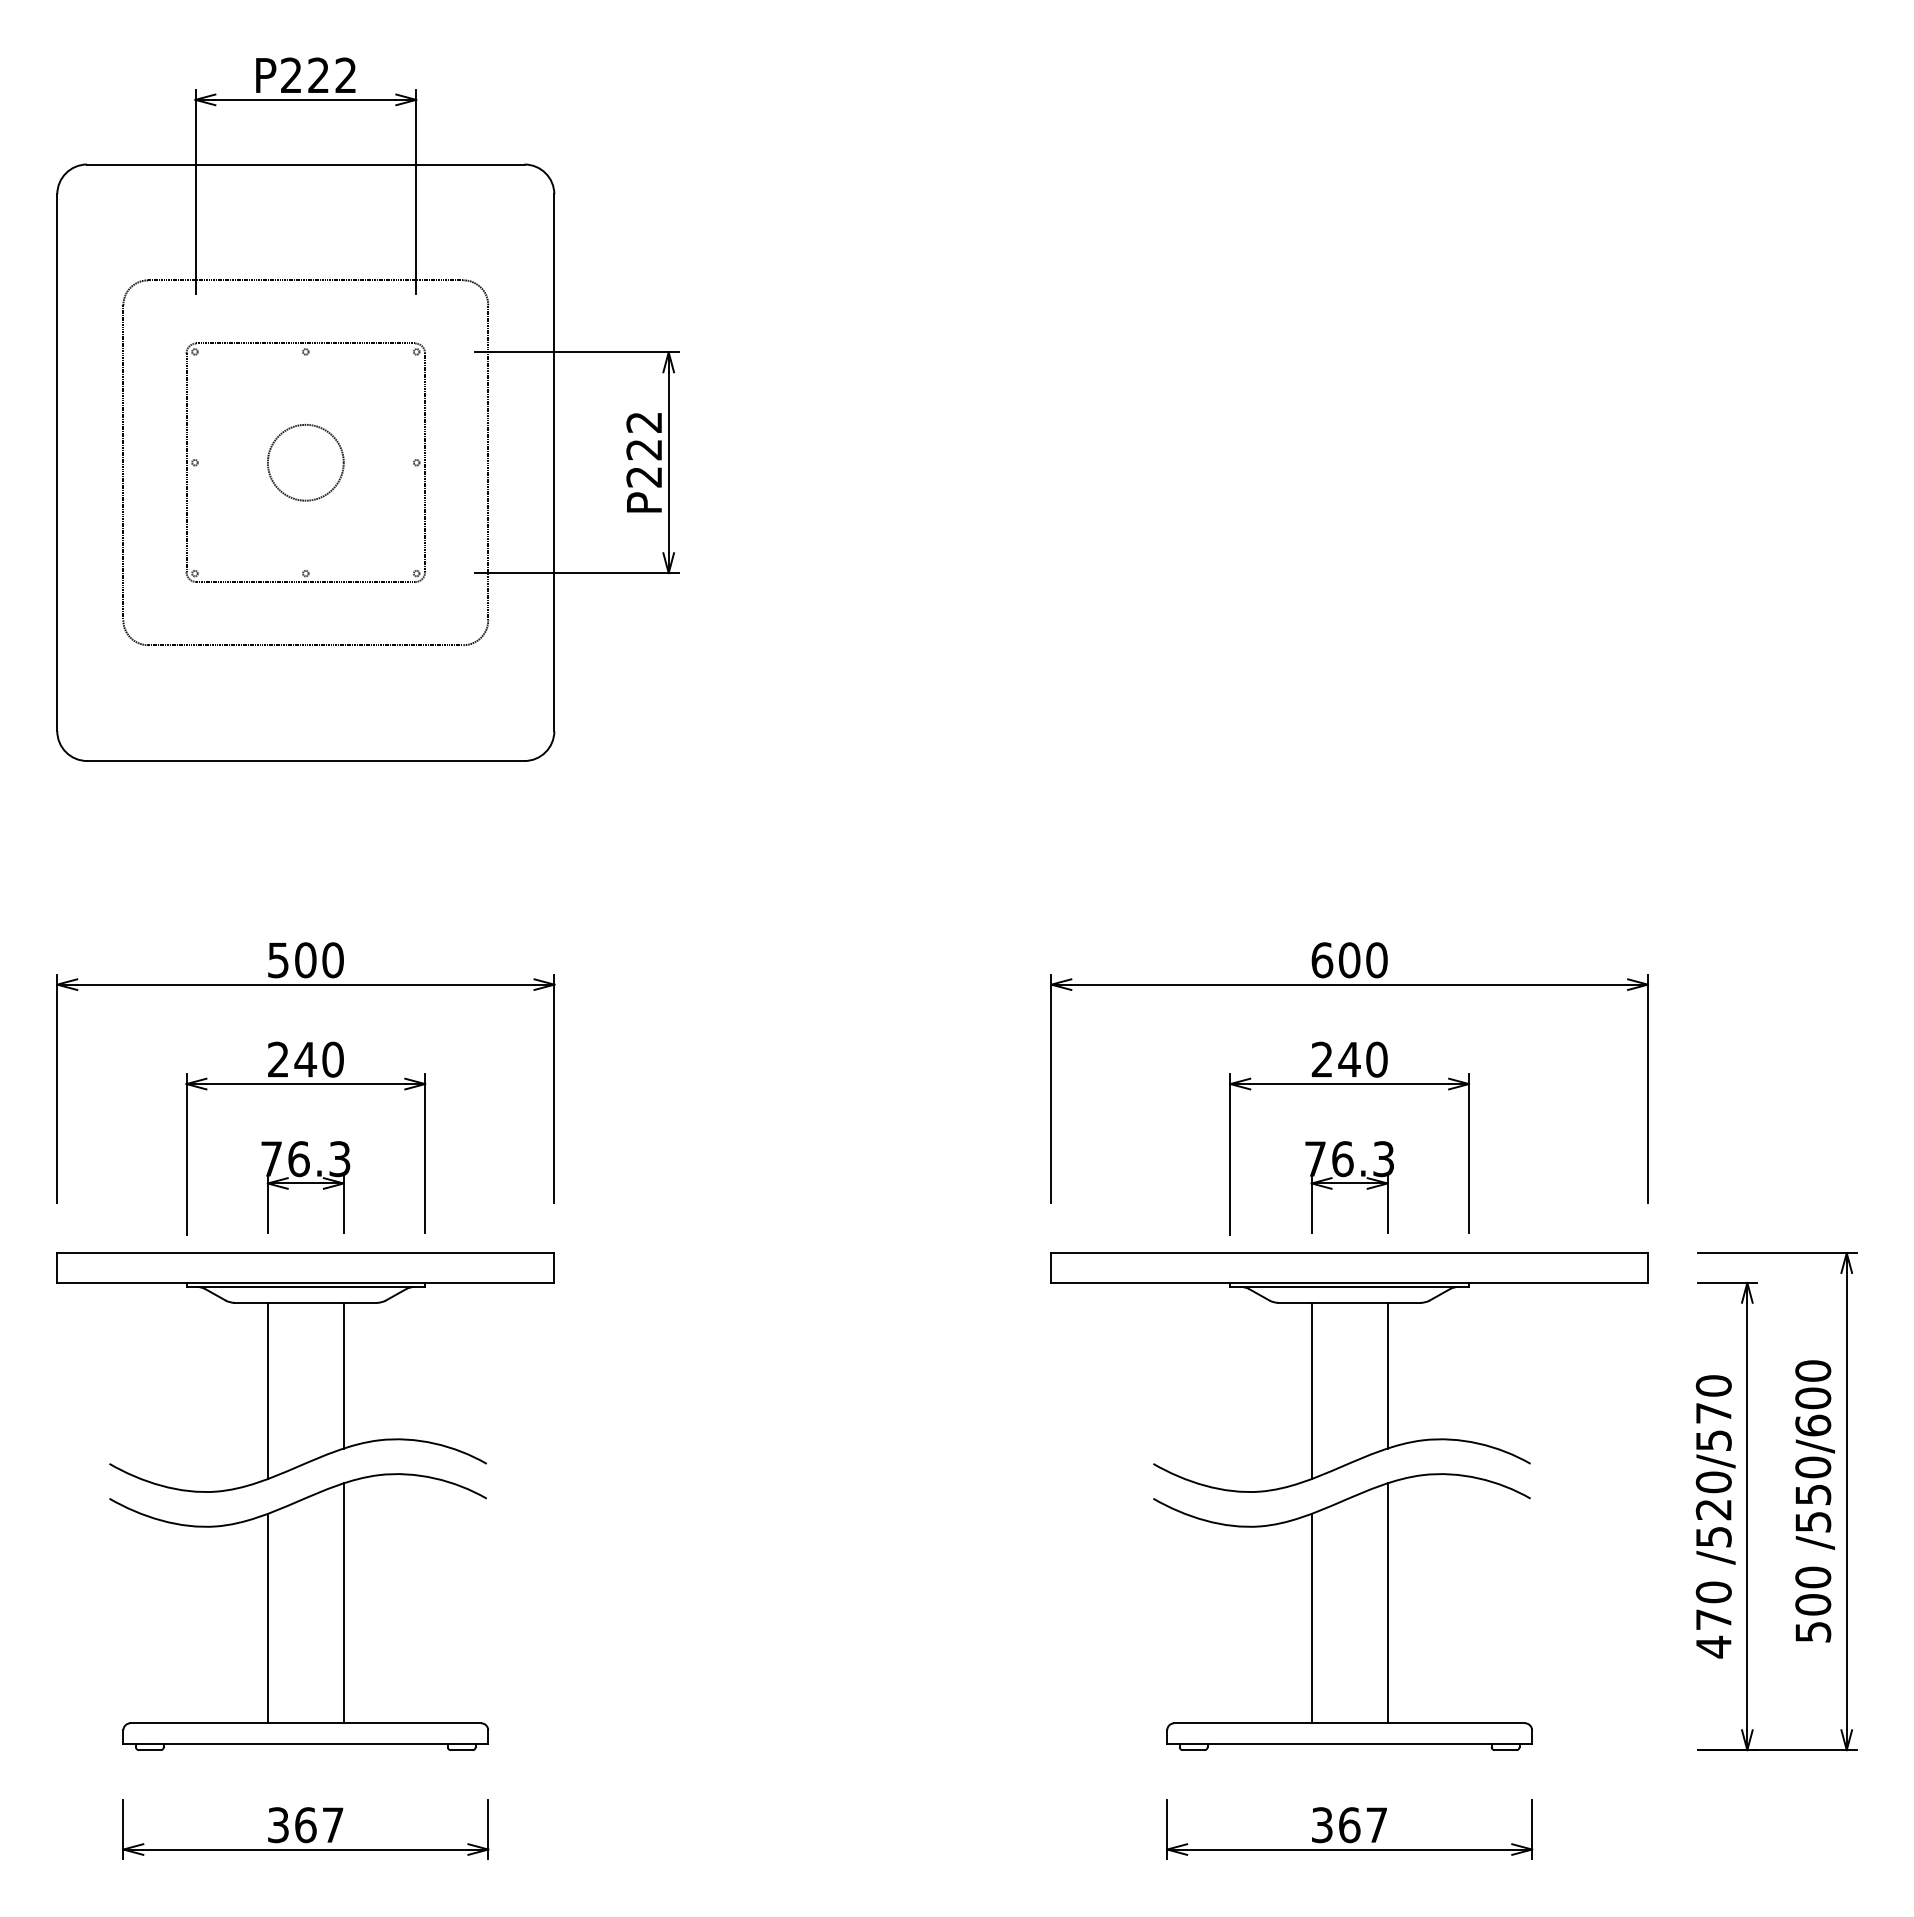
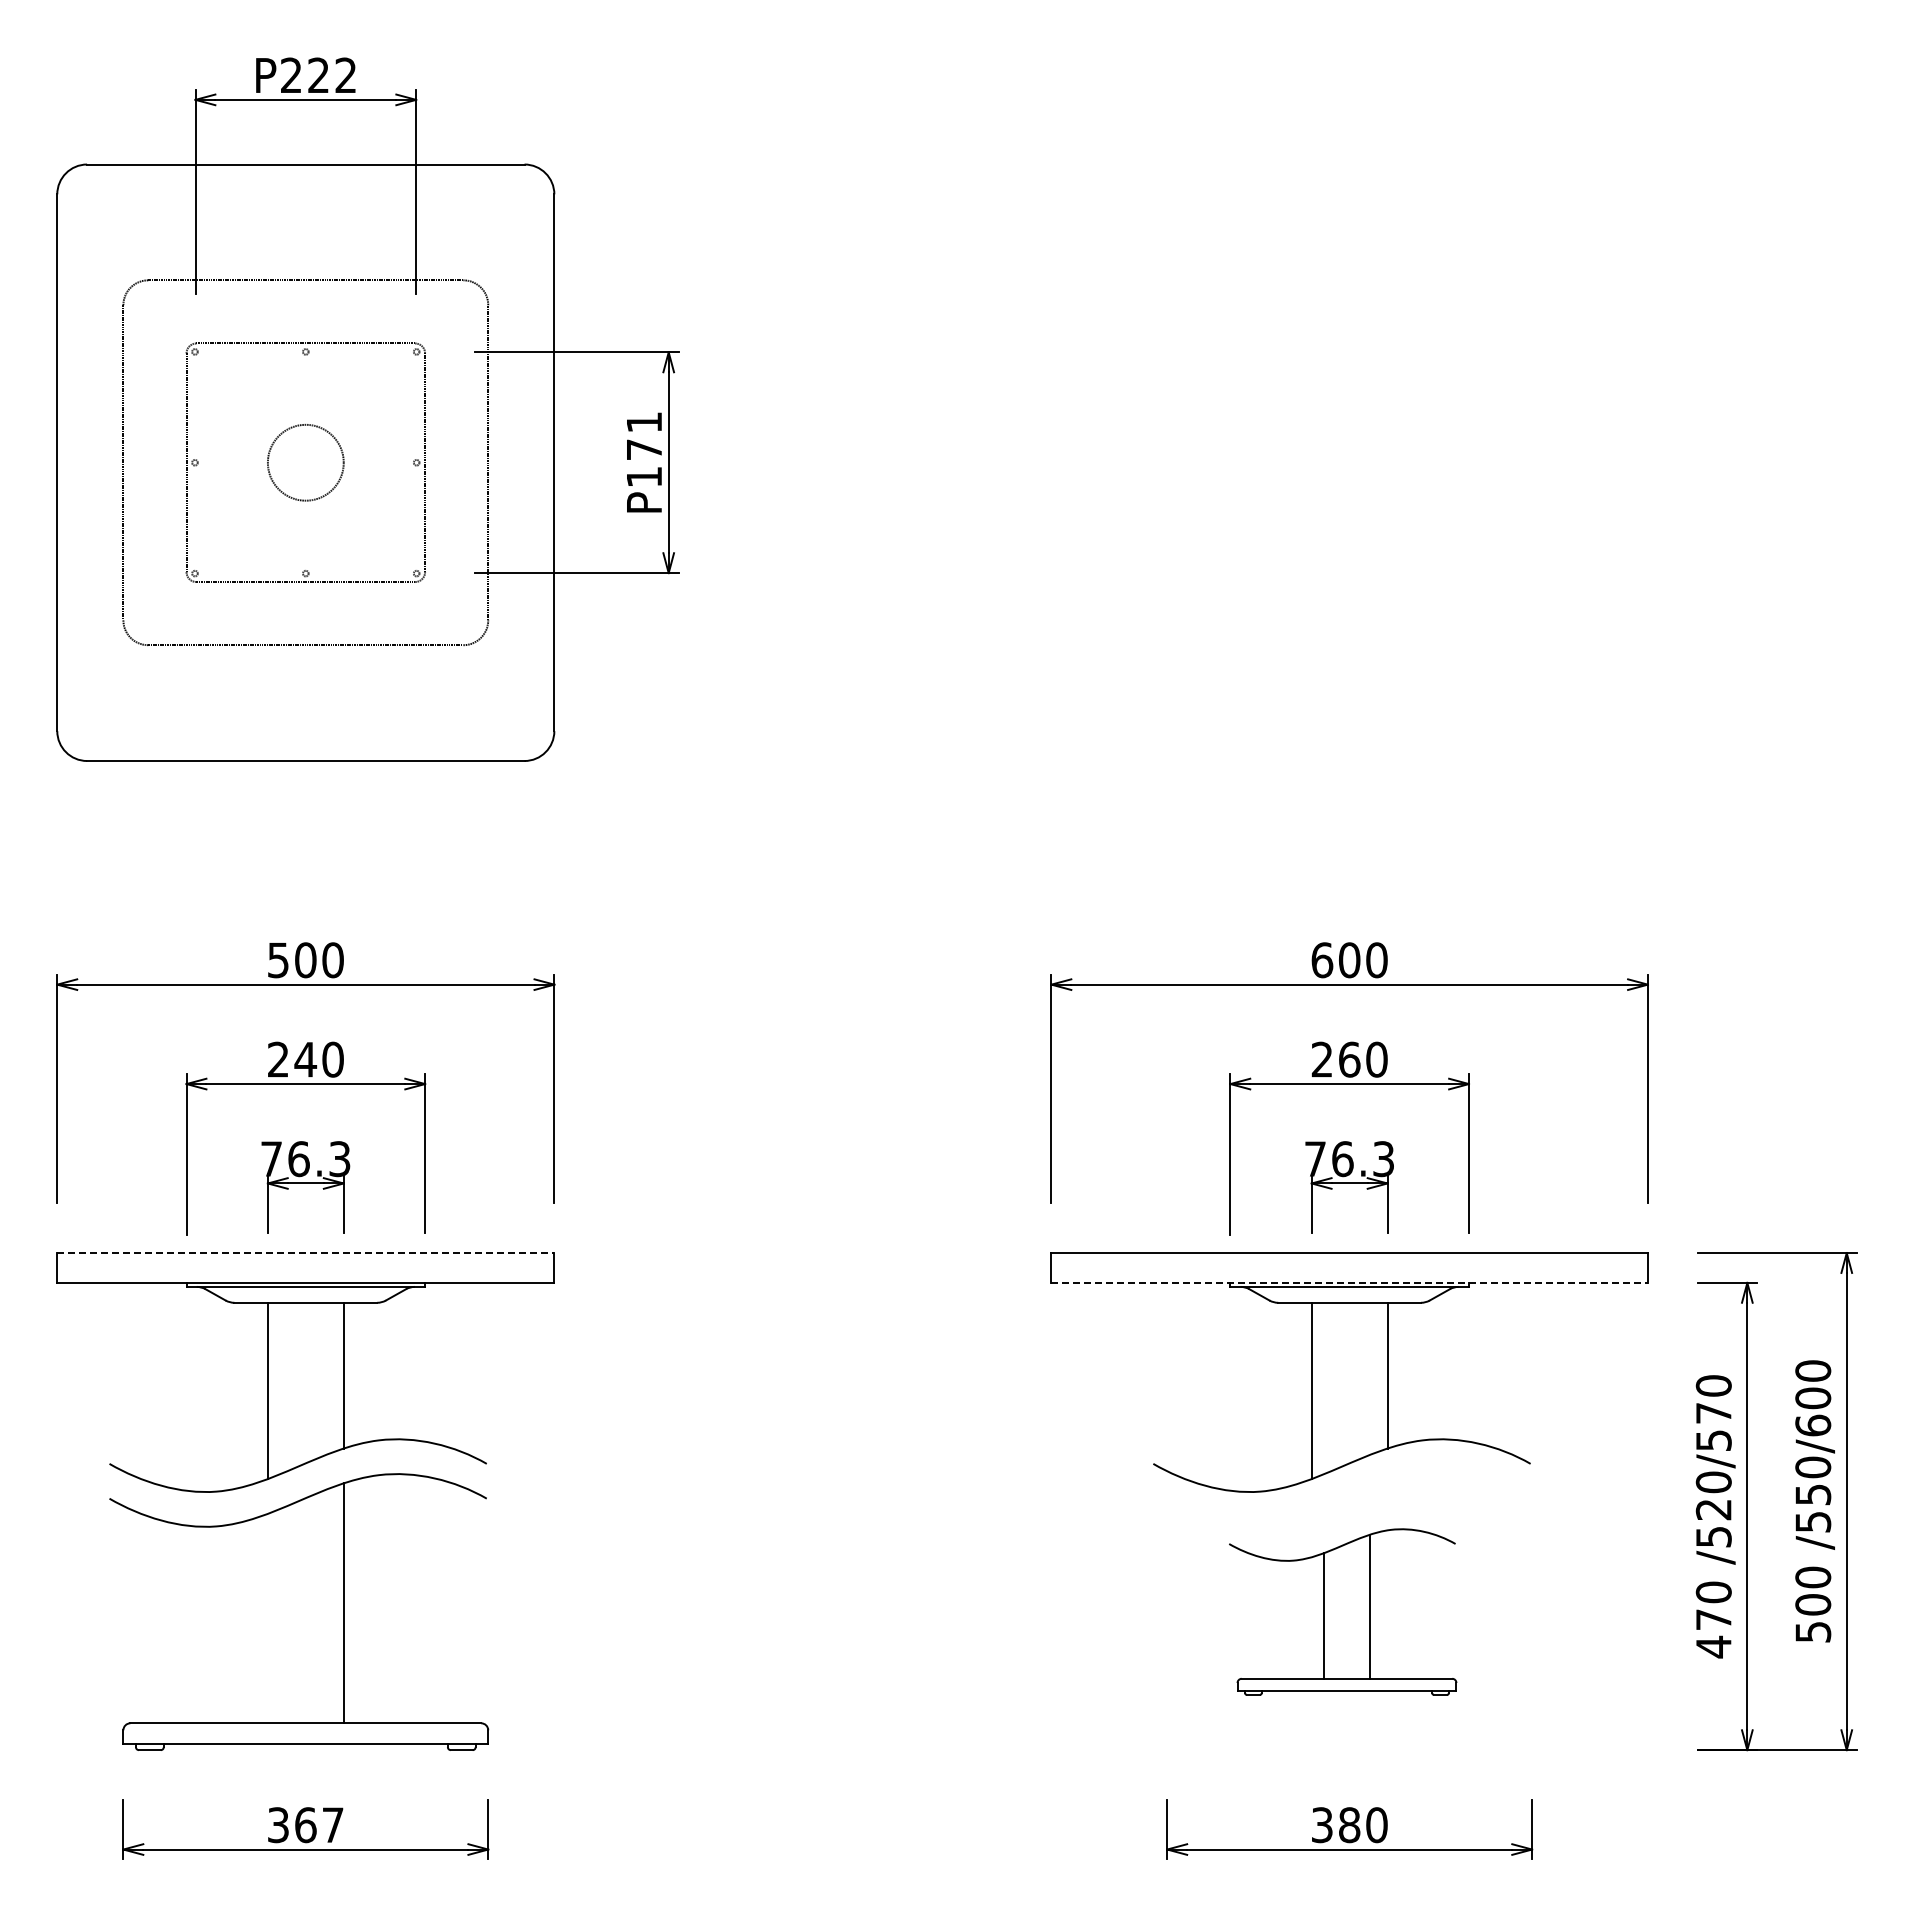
text: P222 -> P171 (643, 449)
text: 240 -> 260 (1349, 1059)
line: solid -> dashed (305, 1253)
line: solid -> dashed (1350, 1282)
part size: 380x278 px -> 229x168 px (1343, 1611)
line: present -> none (267, 1618)
text: 367 -> 380 (1363, 1825)
